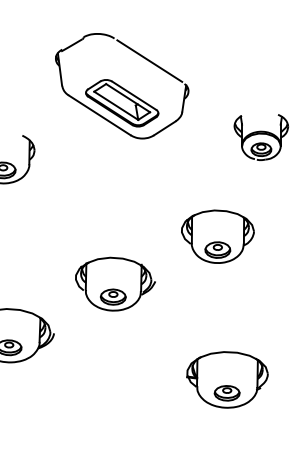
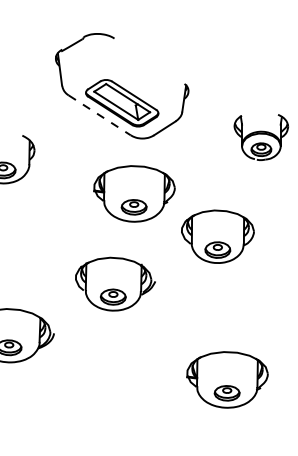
line: present -> none (149, 60)
line: solid -> dashed (99, 115)
part: none -> present (134, 193)
